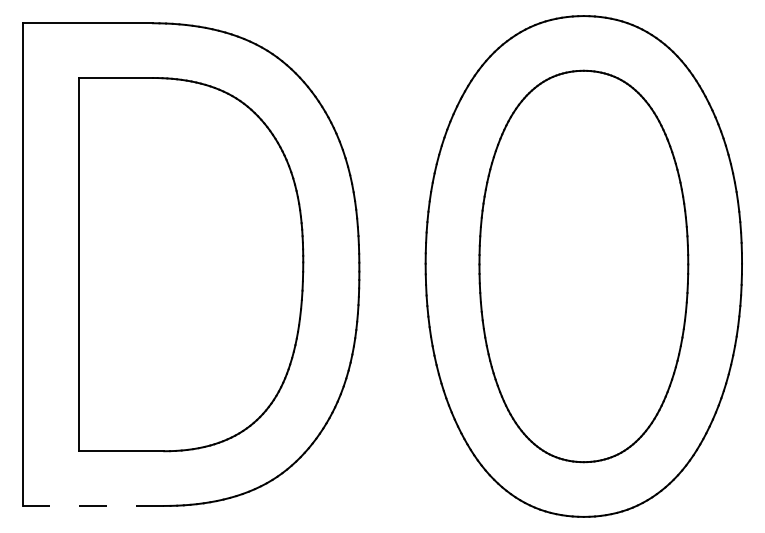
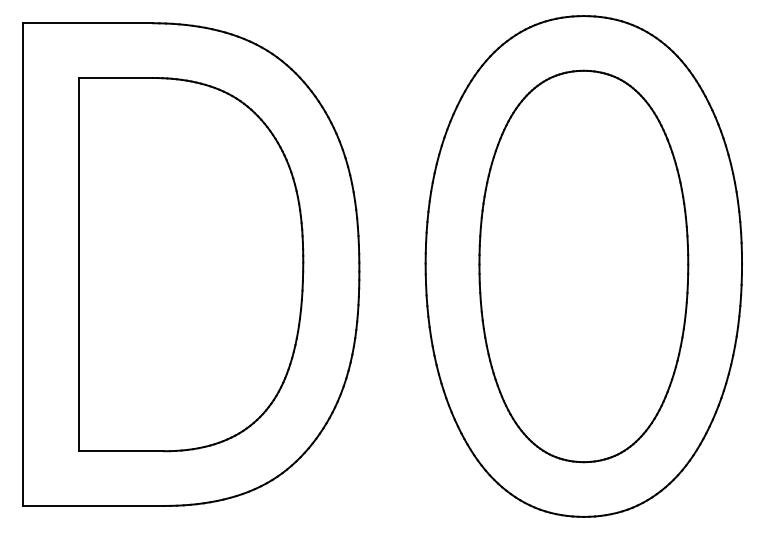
line: dashed -> solid (93, 505)
